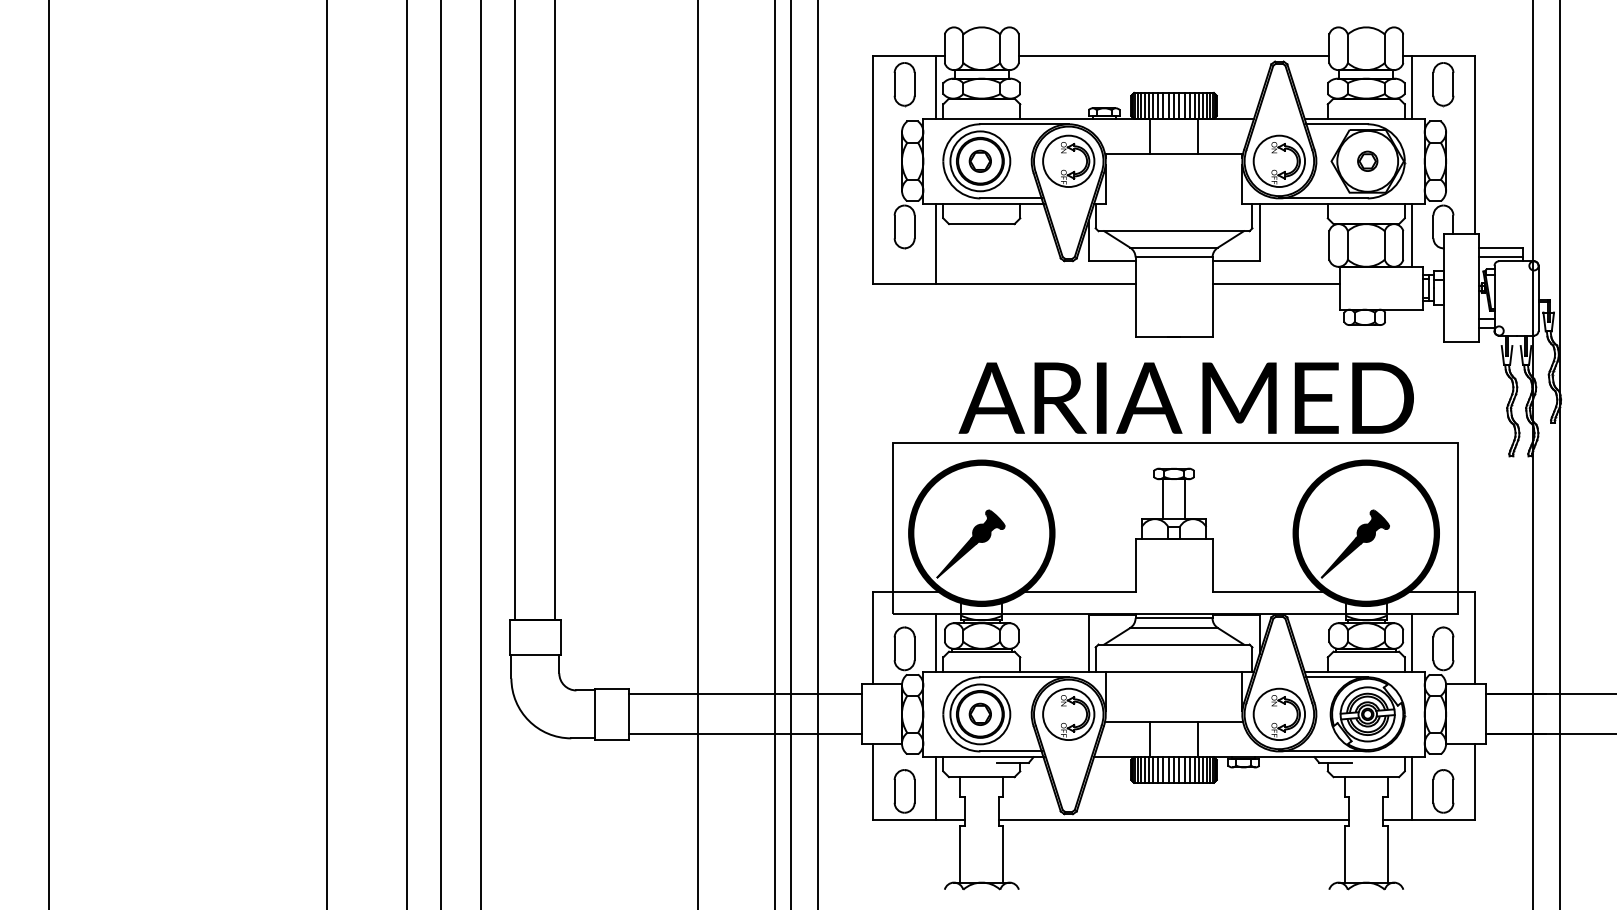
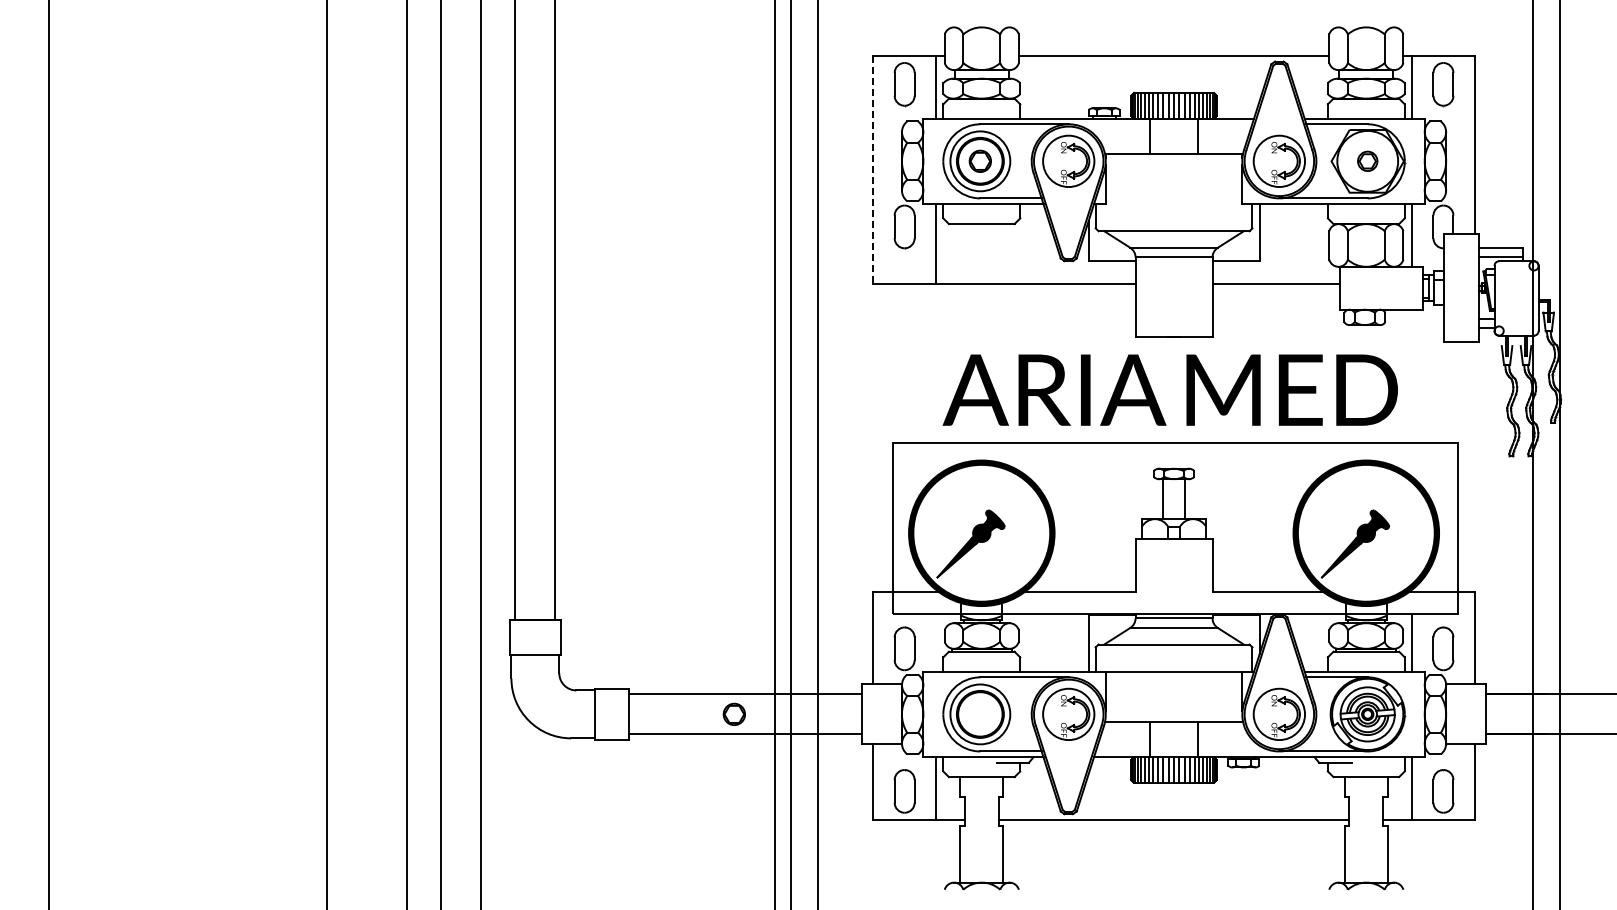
line: solid -> dashed (873, 170)
text position: (1185, 397) -> (1169, 389) (1169, 389)
line: present -> none (697, 454)
line: present -> none (936, 642)
part position: (979, 713) -> (733, 713) (733, 713)
